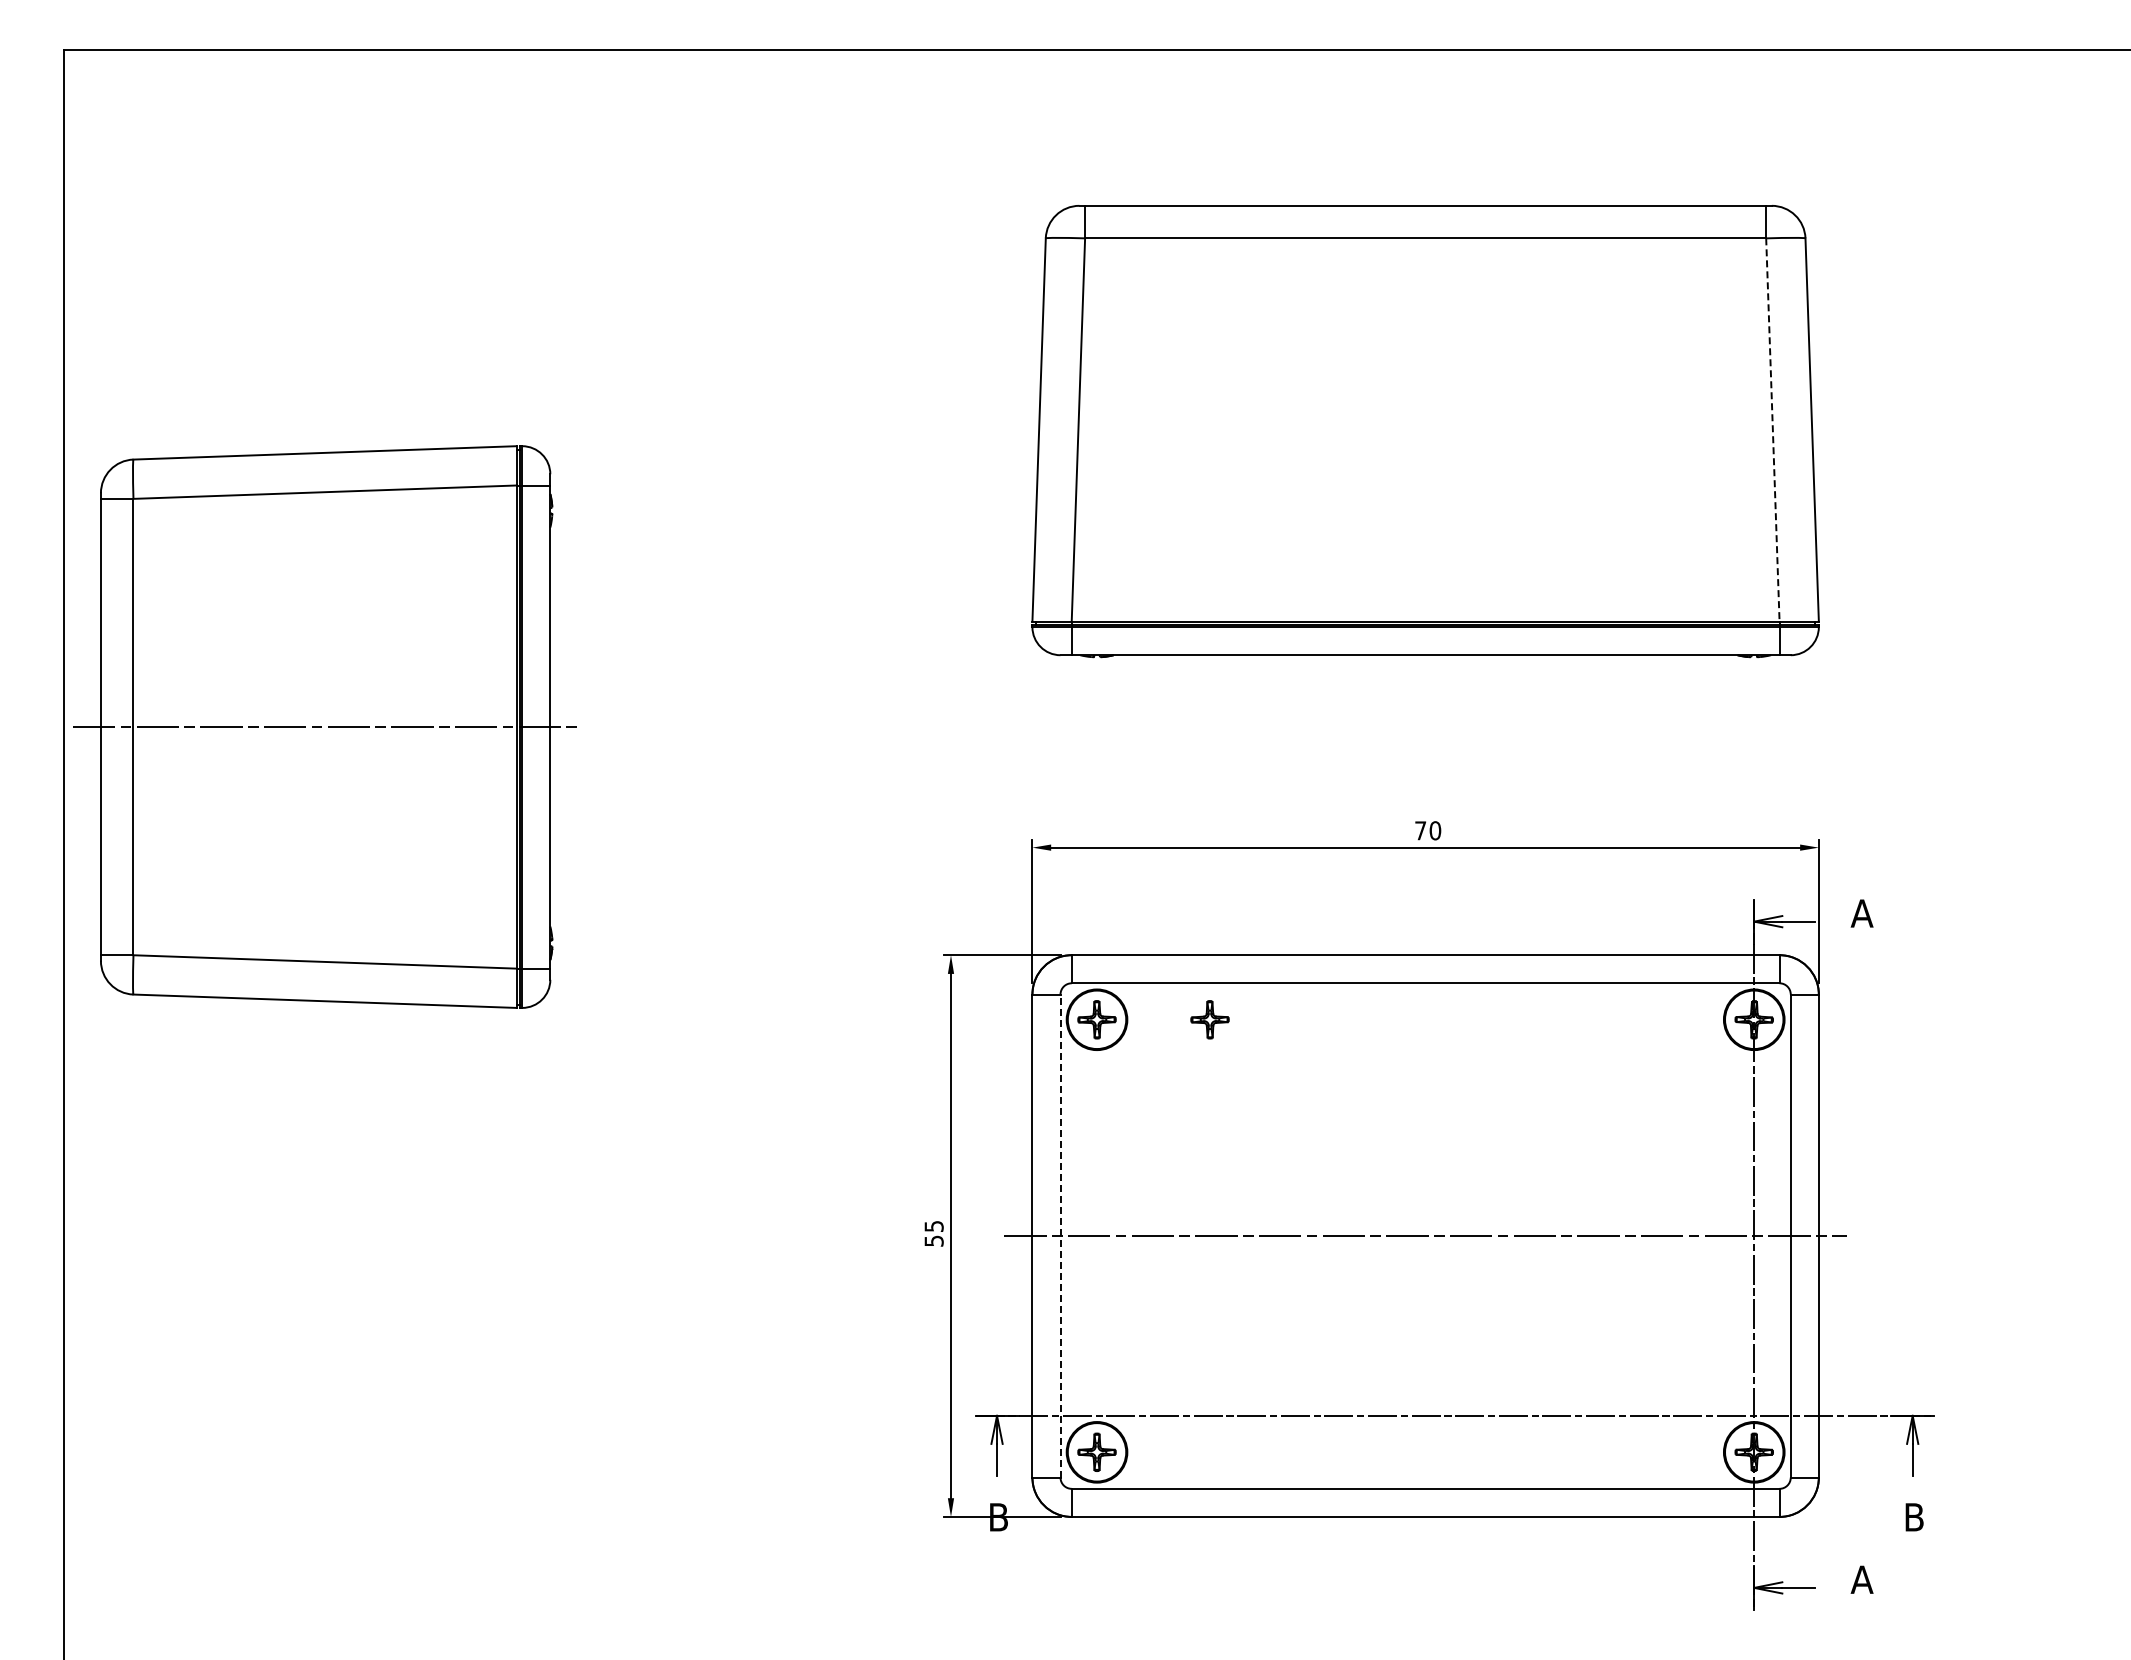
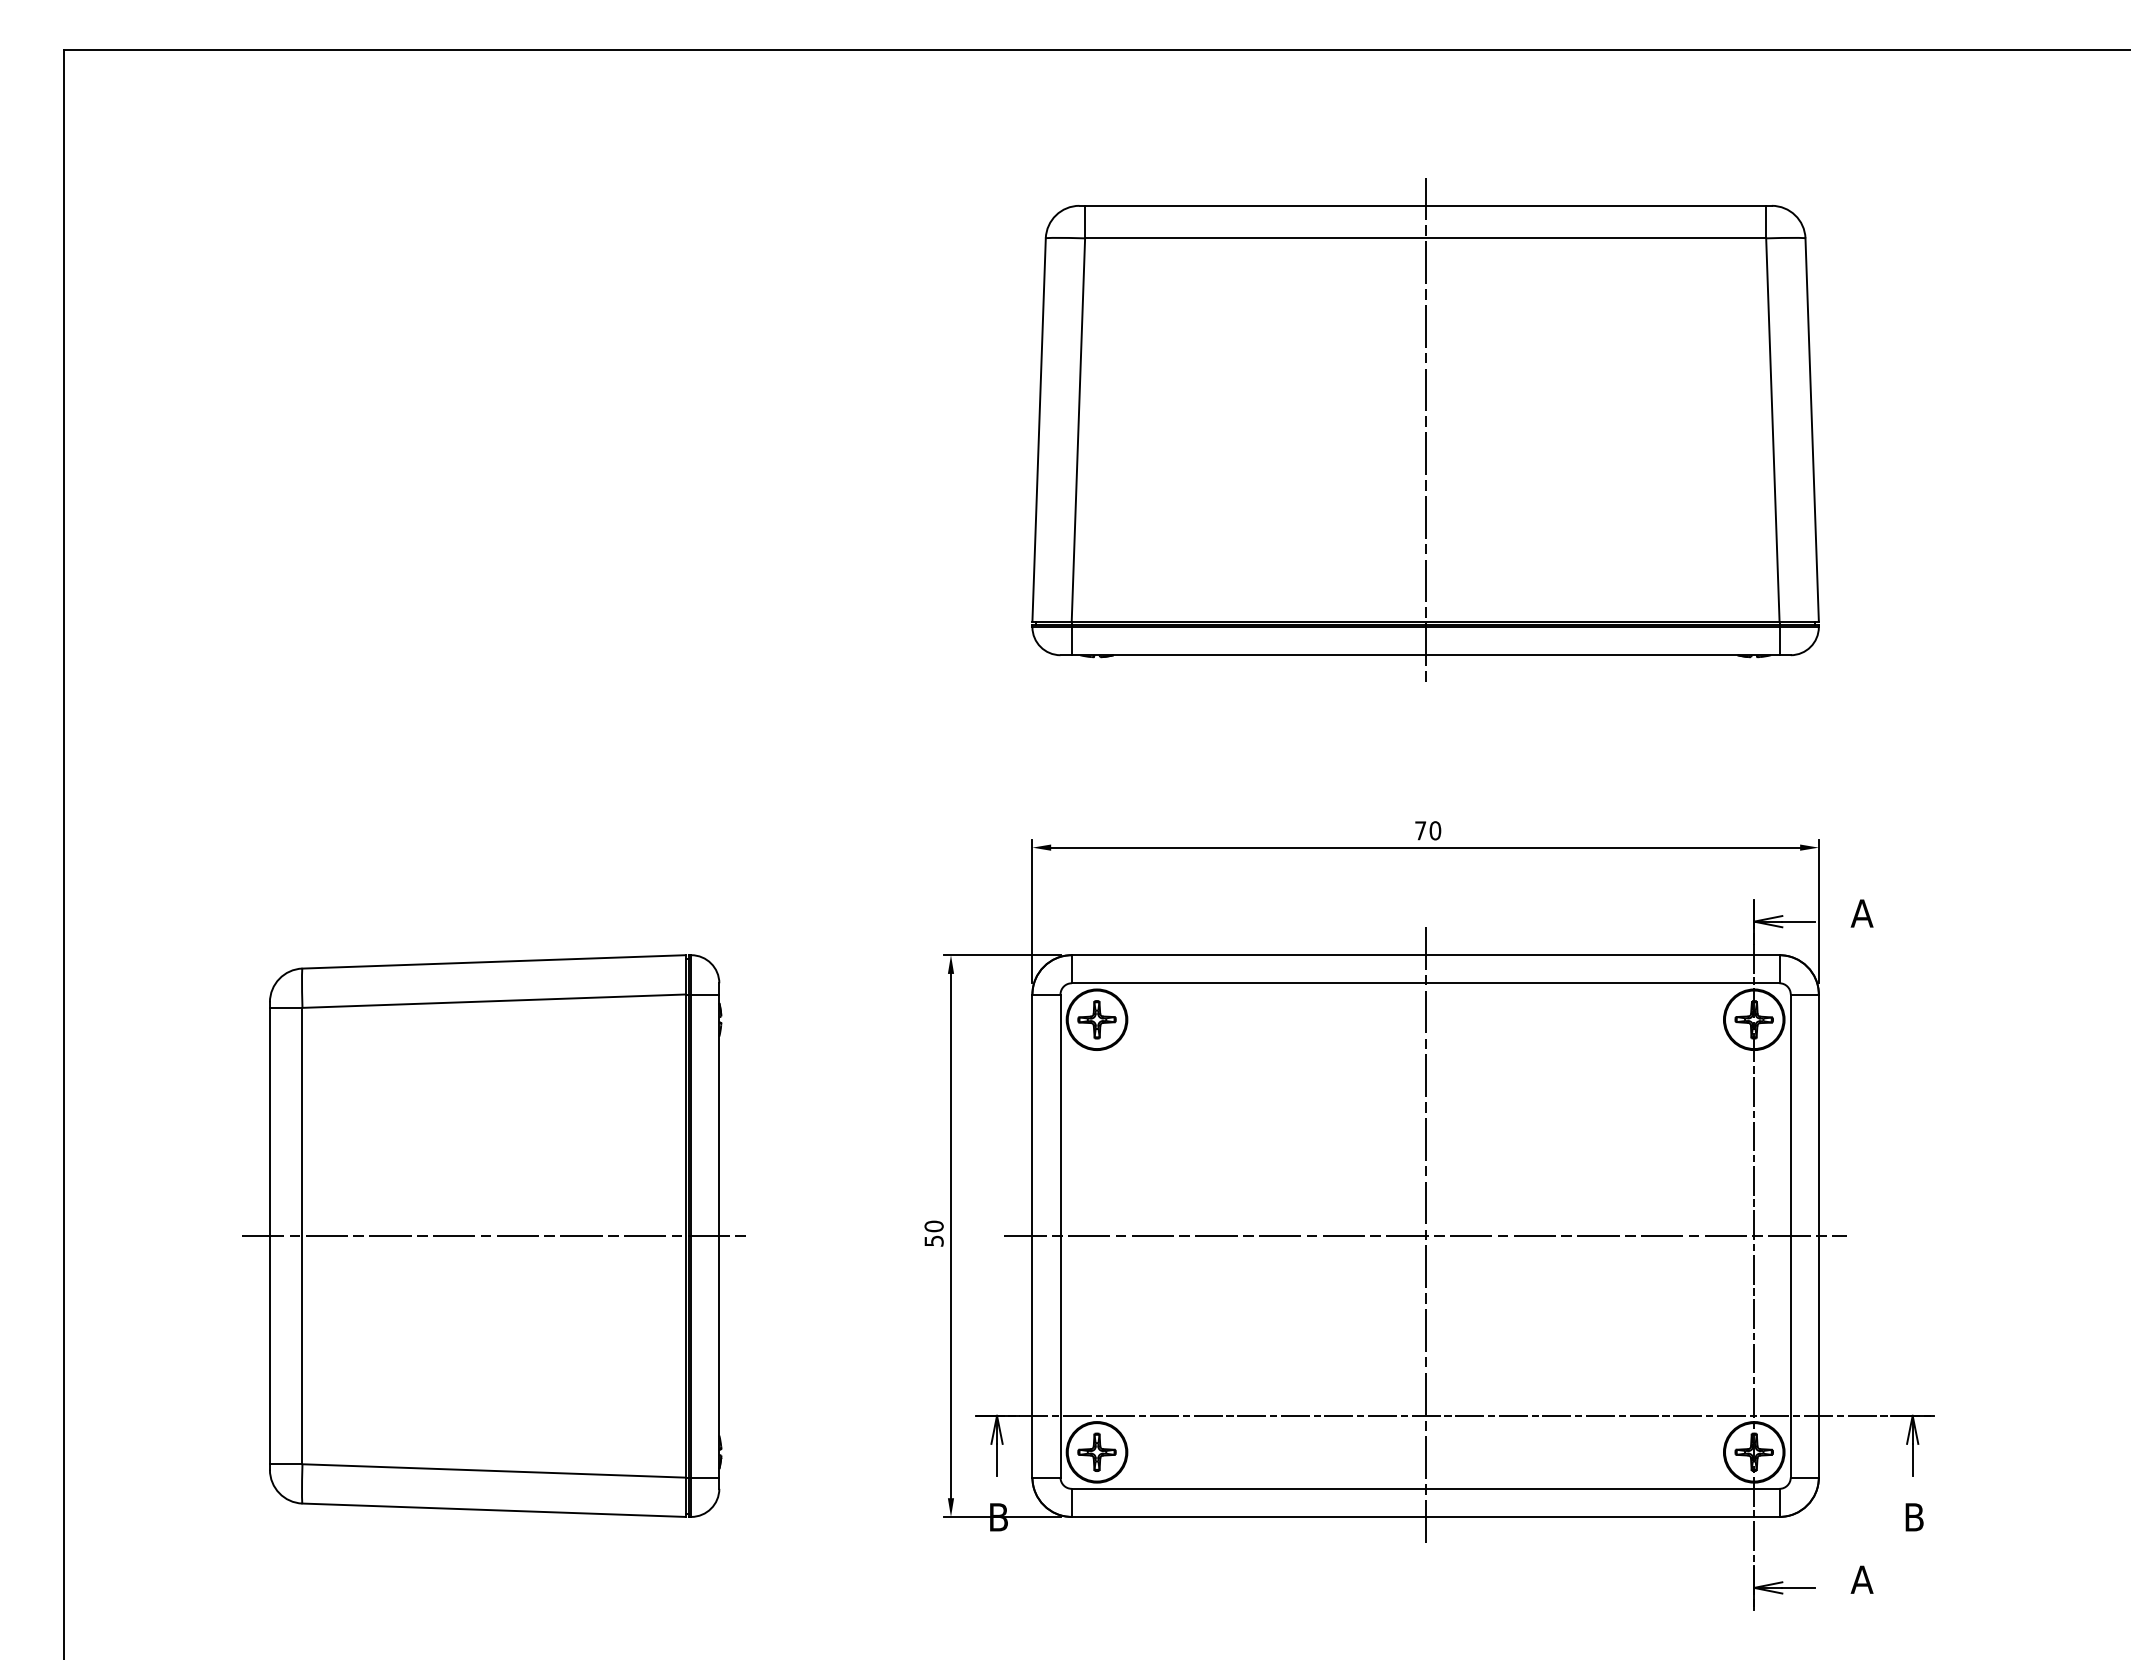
line: dashed -> solid (1772, 429)
line: none -> present (1425, 430)
part position: (324, 726) -> (493, 1235) (493, 1235)
part: present -> none (1209, 1019)
text: 55 -> 50 (933, 1226)
line: dashed -> solid (1060, 1236)
line: none -> present (1425, 1236)
